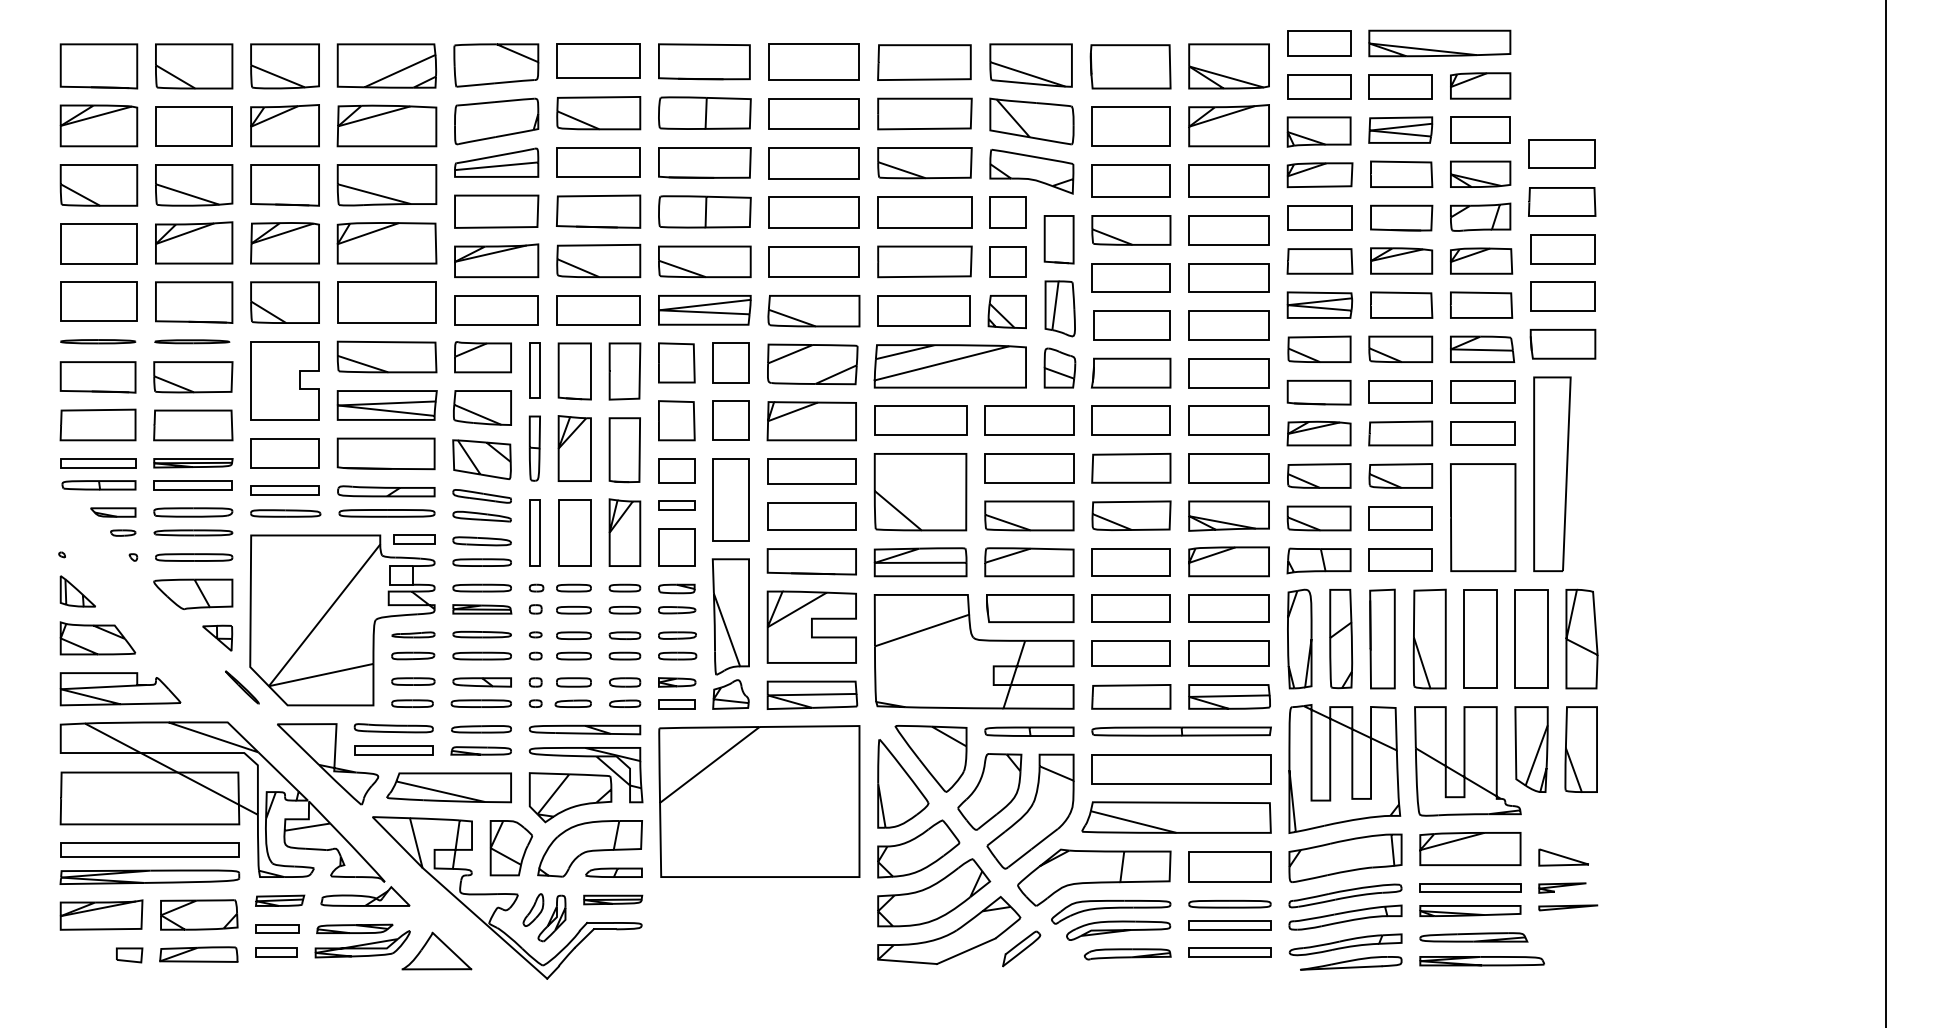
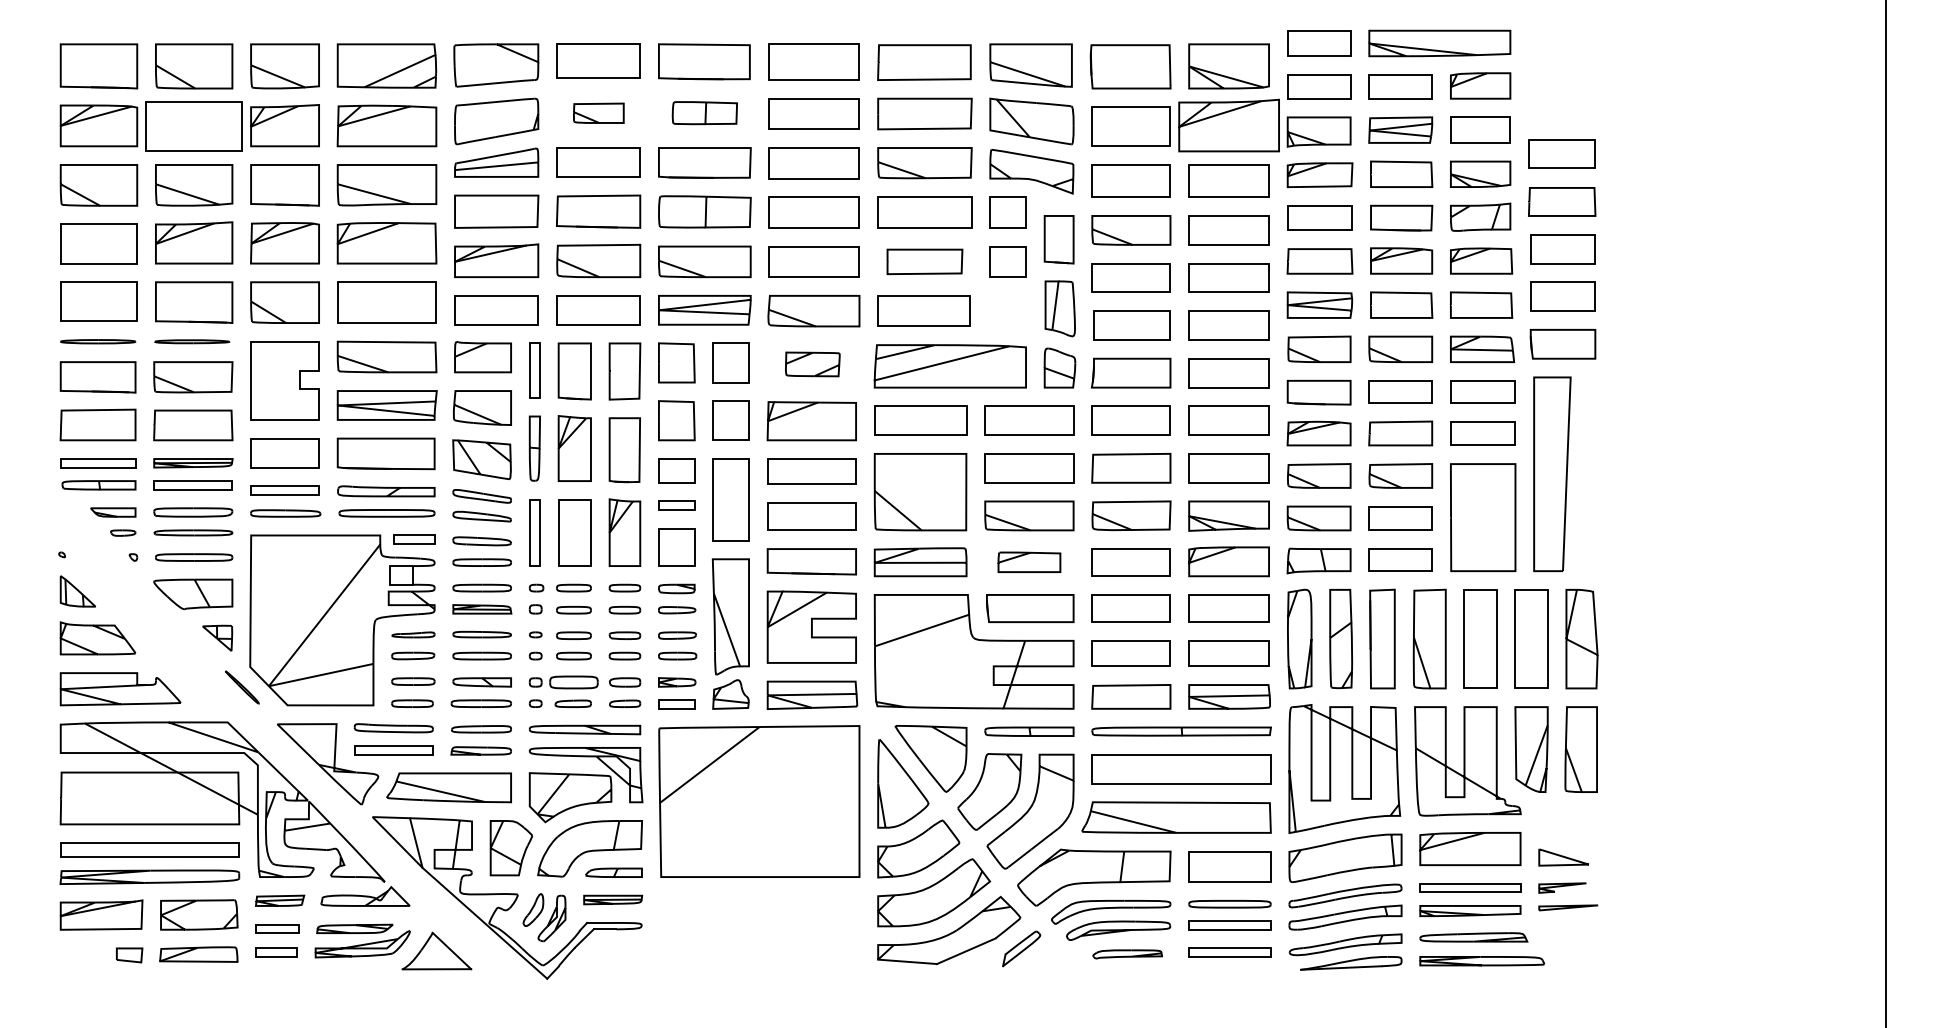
part size: 94x34 px -> 67x25 px (704, 113)
part size: 86x35 px -> 52x22 px (598, 112)
part size: 82x44 px -> 102x55 px (1228, 125)
part size: 78x41 px -> 98x51 px (193, 126)
part size: 96x34 px -> 78x28 px (924, 261)
part: present -> none (1006, 312)
part size: 92x43 px -> 56x27 px (812, 364)
part size: 91x31 px -> 65x22 px (1029, 561)
part size: 36x11 px -> 50x15 px (573, 682)
part size: 89x13 px -> 71x11 px (1127, 954)
